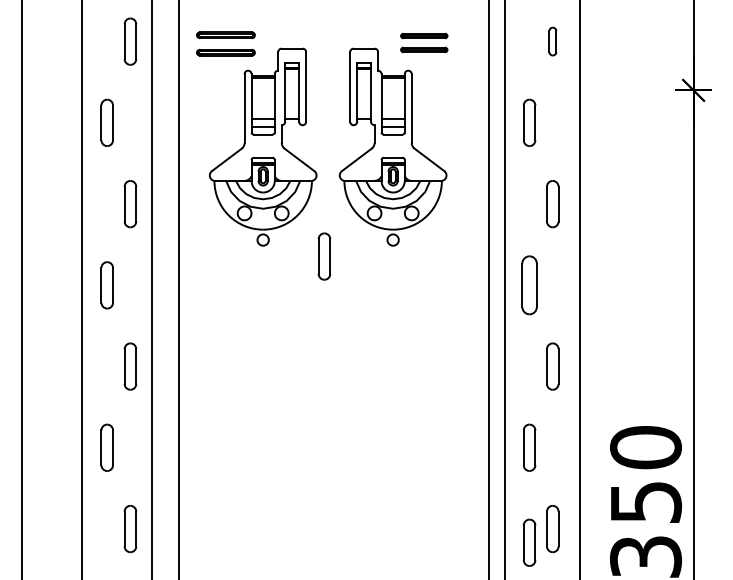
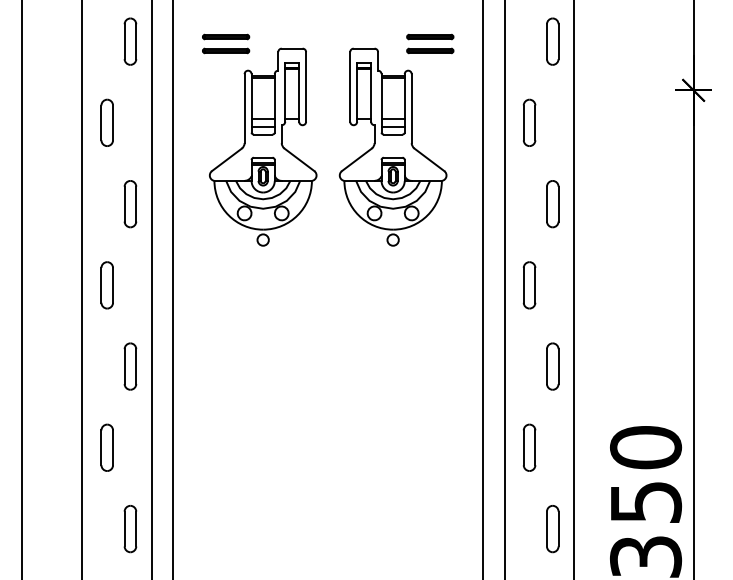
part size: 10x31 px -> 14x49 px (552, 41)
part position: (424, 42) -> (430, 43) (430, 43)
part size: 60x26 px -> 49x22 px (226, 43)
part: present -> none (324, 256)
part size: 17x61 px -> 15x49 px (529, 285)
line position: (179, 289) -> (173, 289) (173, 289)
line position: (489, 289) -> (483, 289) (483, 289)
line position: (580, 289) -> (574, 289) (574, 289)
part: present -> none (529, 542)
